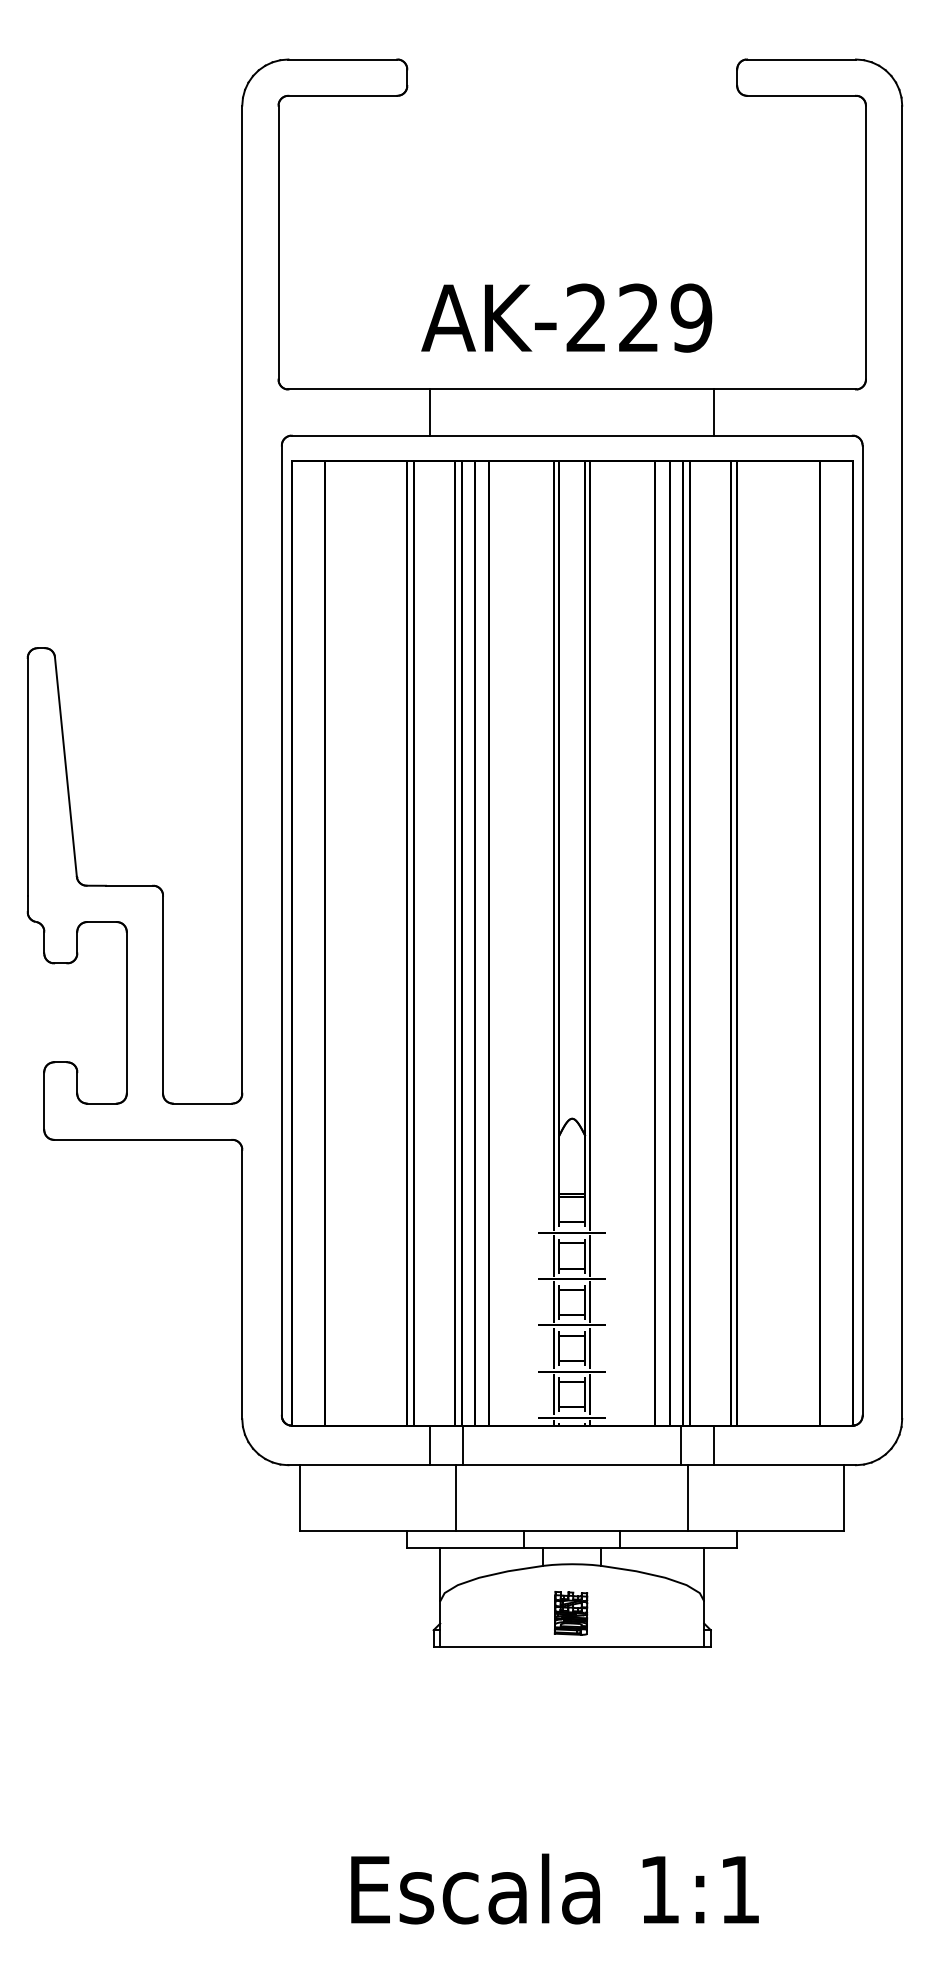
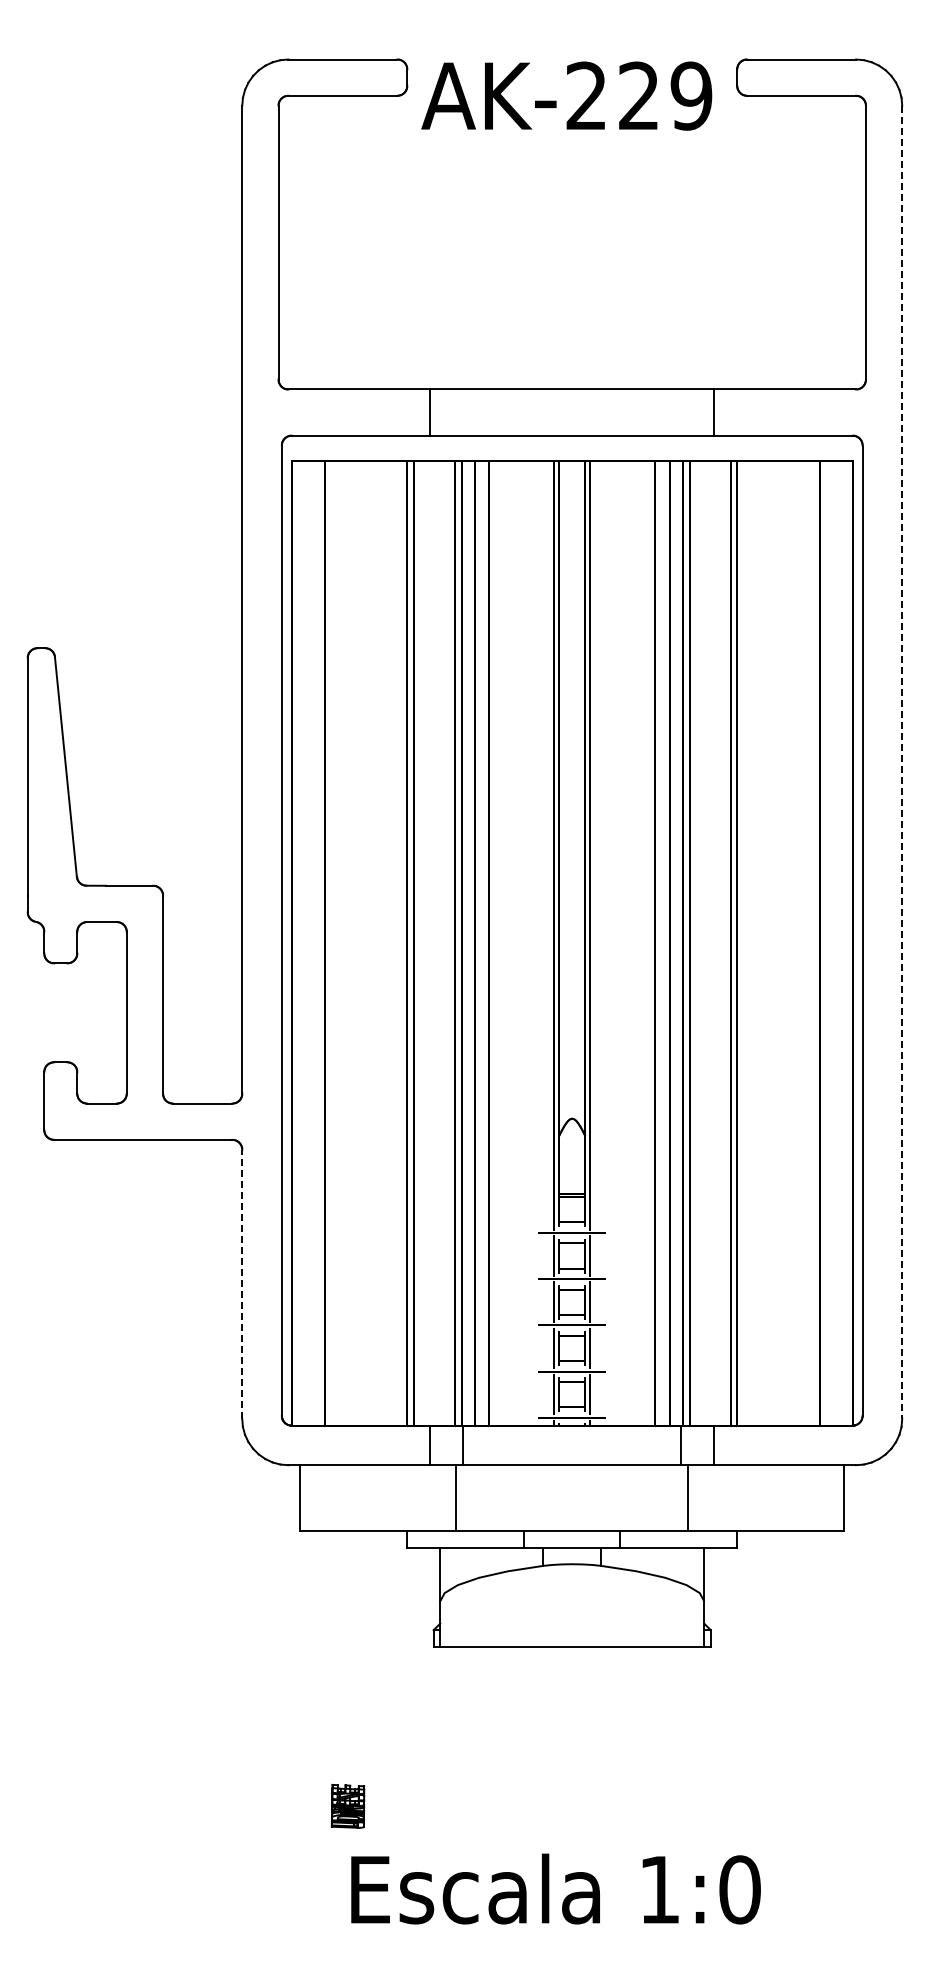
text position: (566, 317) -> (566, 95) (566, 95)
line: solid -> dashed (902, 762)
line: solid -> dashed (242, 1284)
part position: (570, 1613) -> (347, 1806) (347, 1806)
text: 1:1 -> 1:0 (739, 1889)
